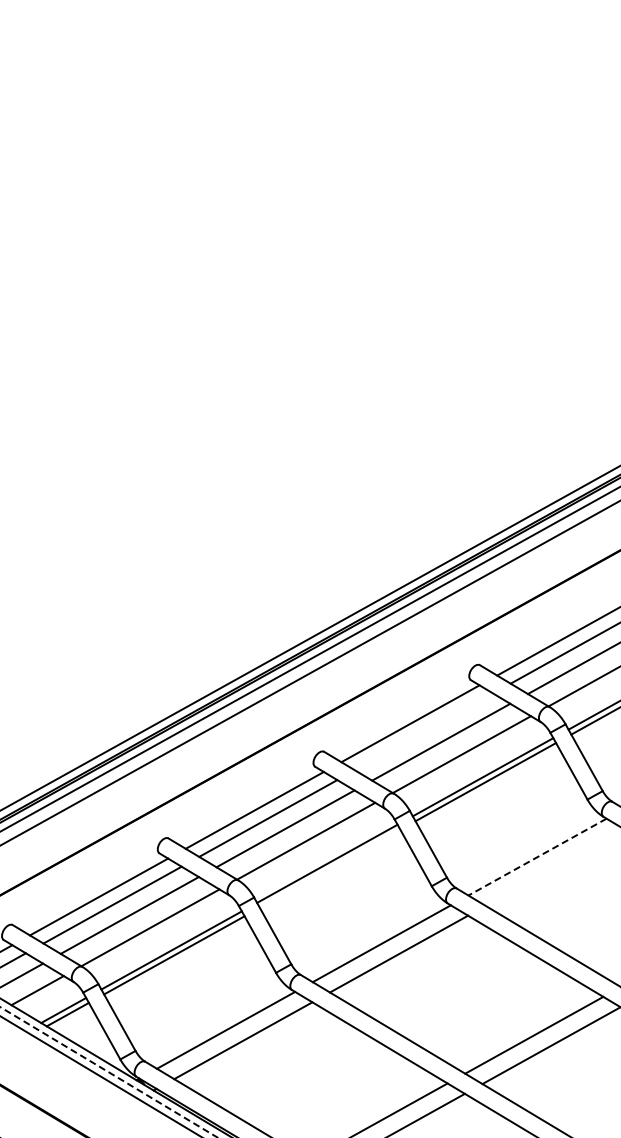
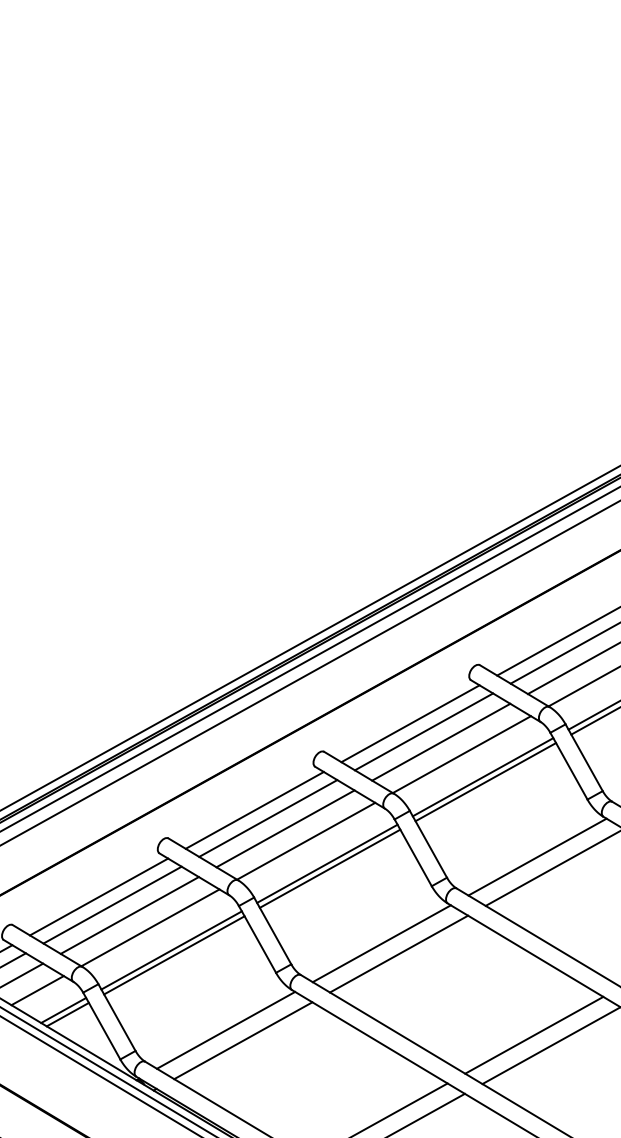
line: none -> present (423, 731)
line: dashed -> solid (537, 857)
line: none -> present (329, 868)
line: none -> present (551, 868)
line: dashed -> solid (109, 1072)
